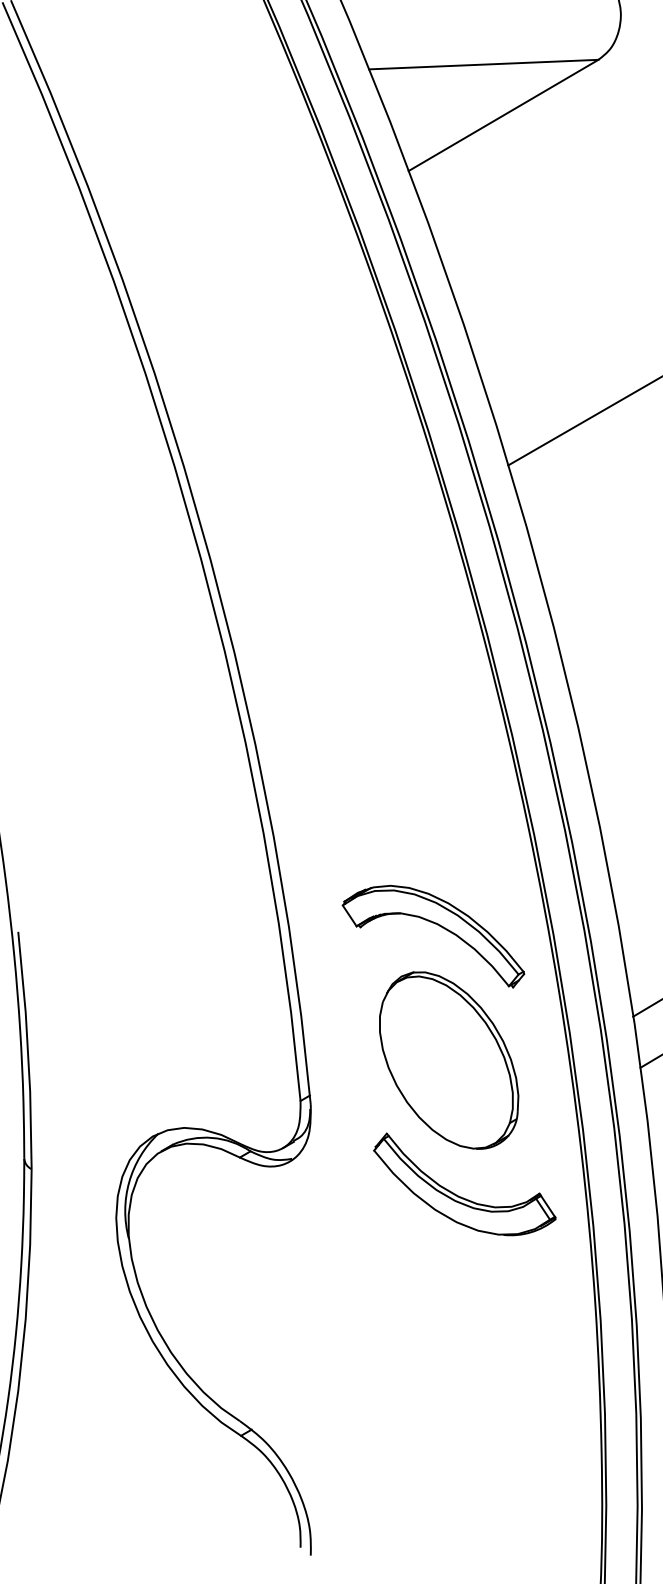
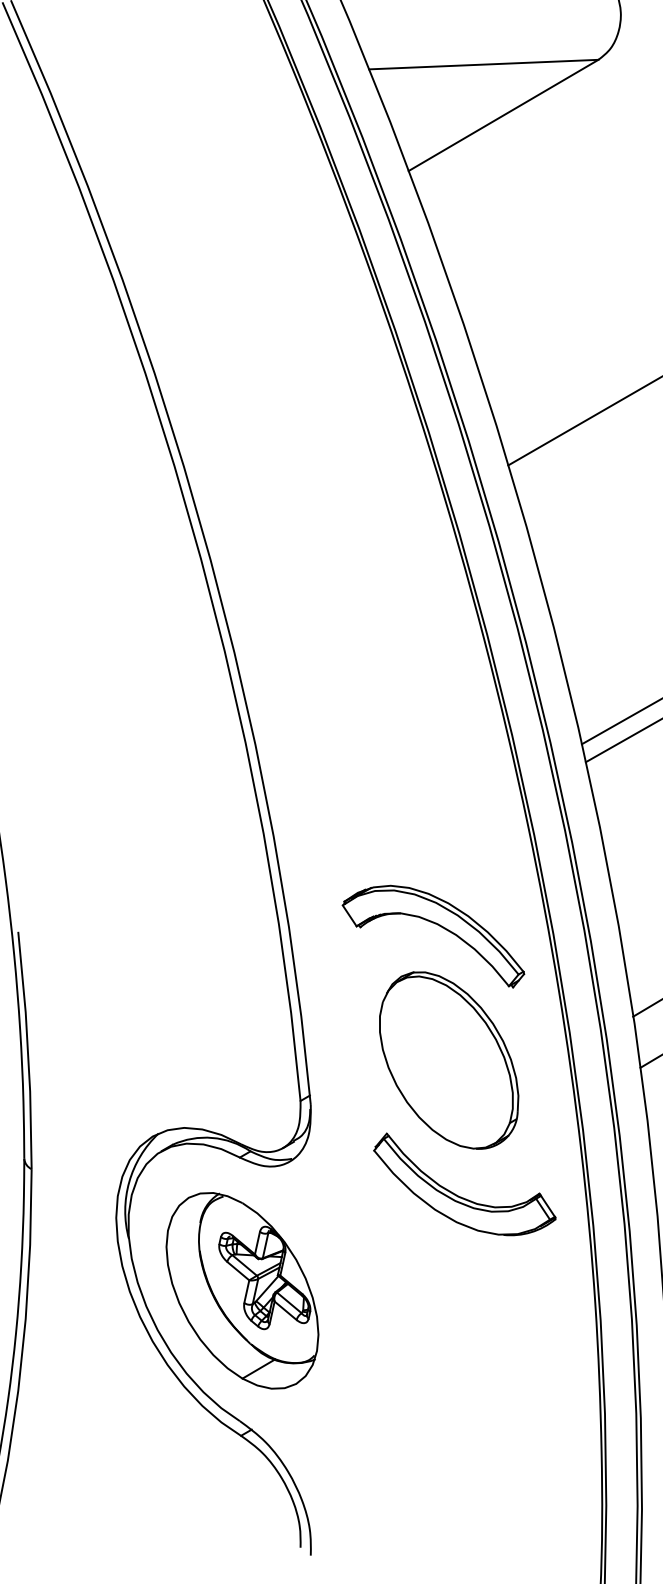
line: none -> present (620, 722)
line: none -> present (622, 741)
part: none -> present (242, 1290)
